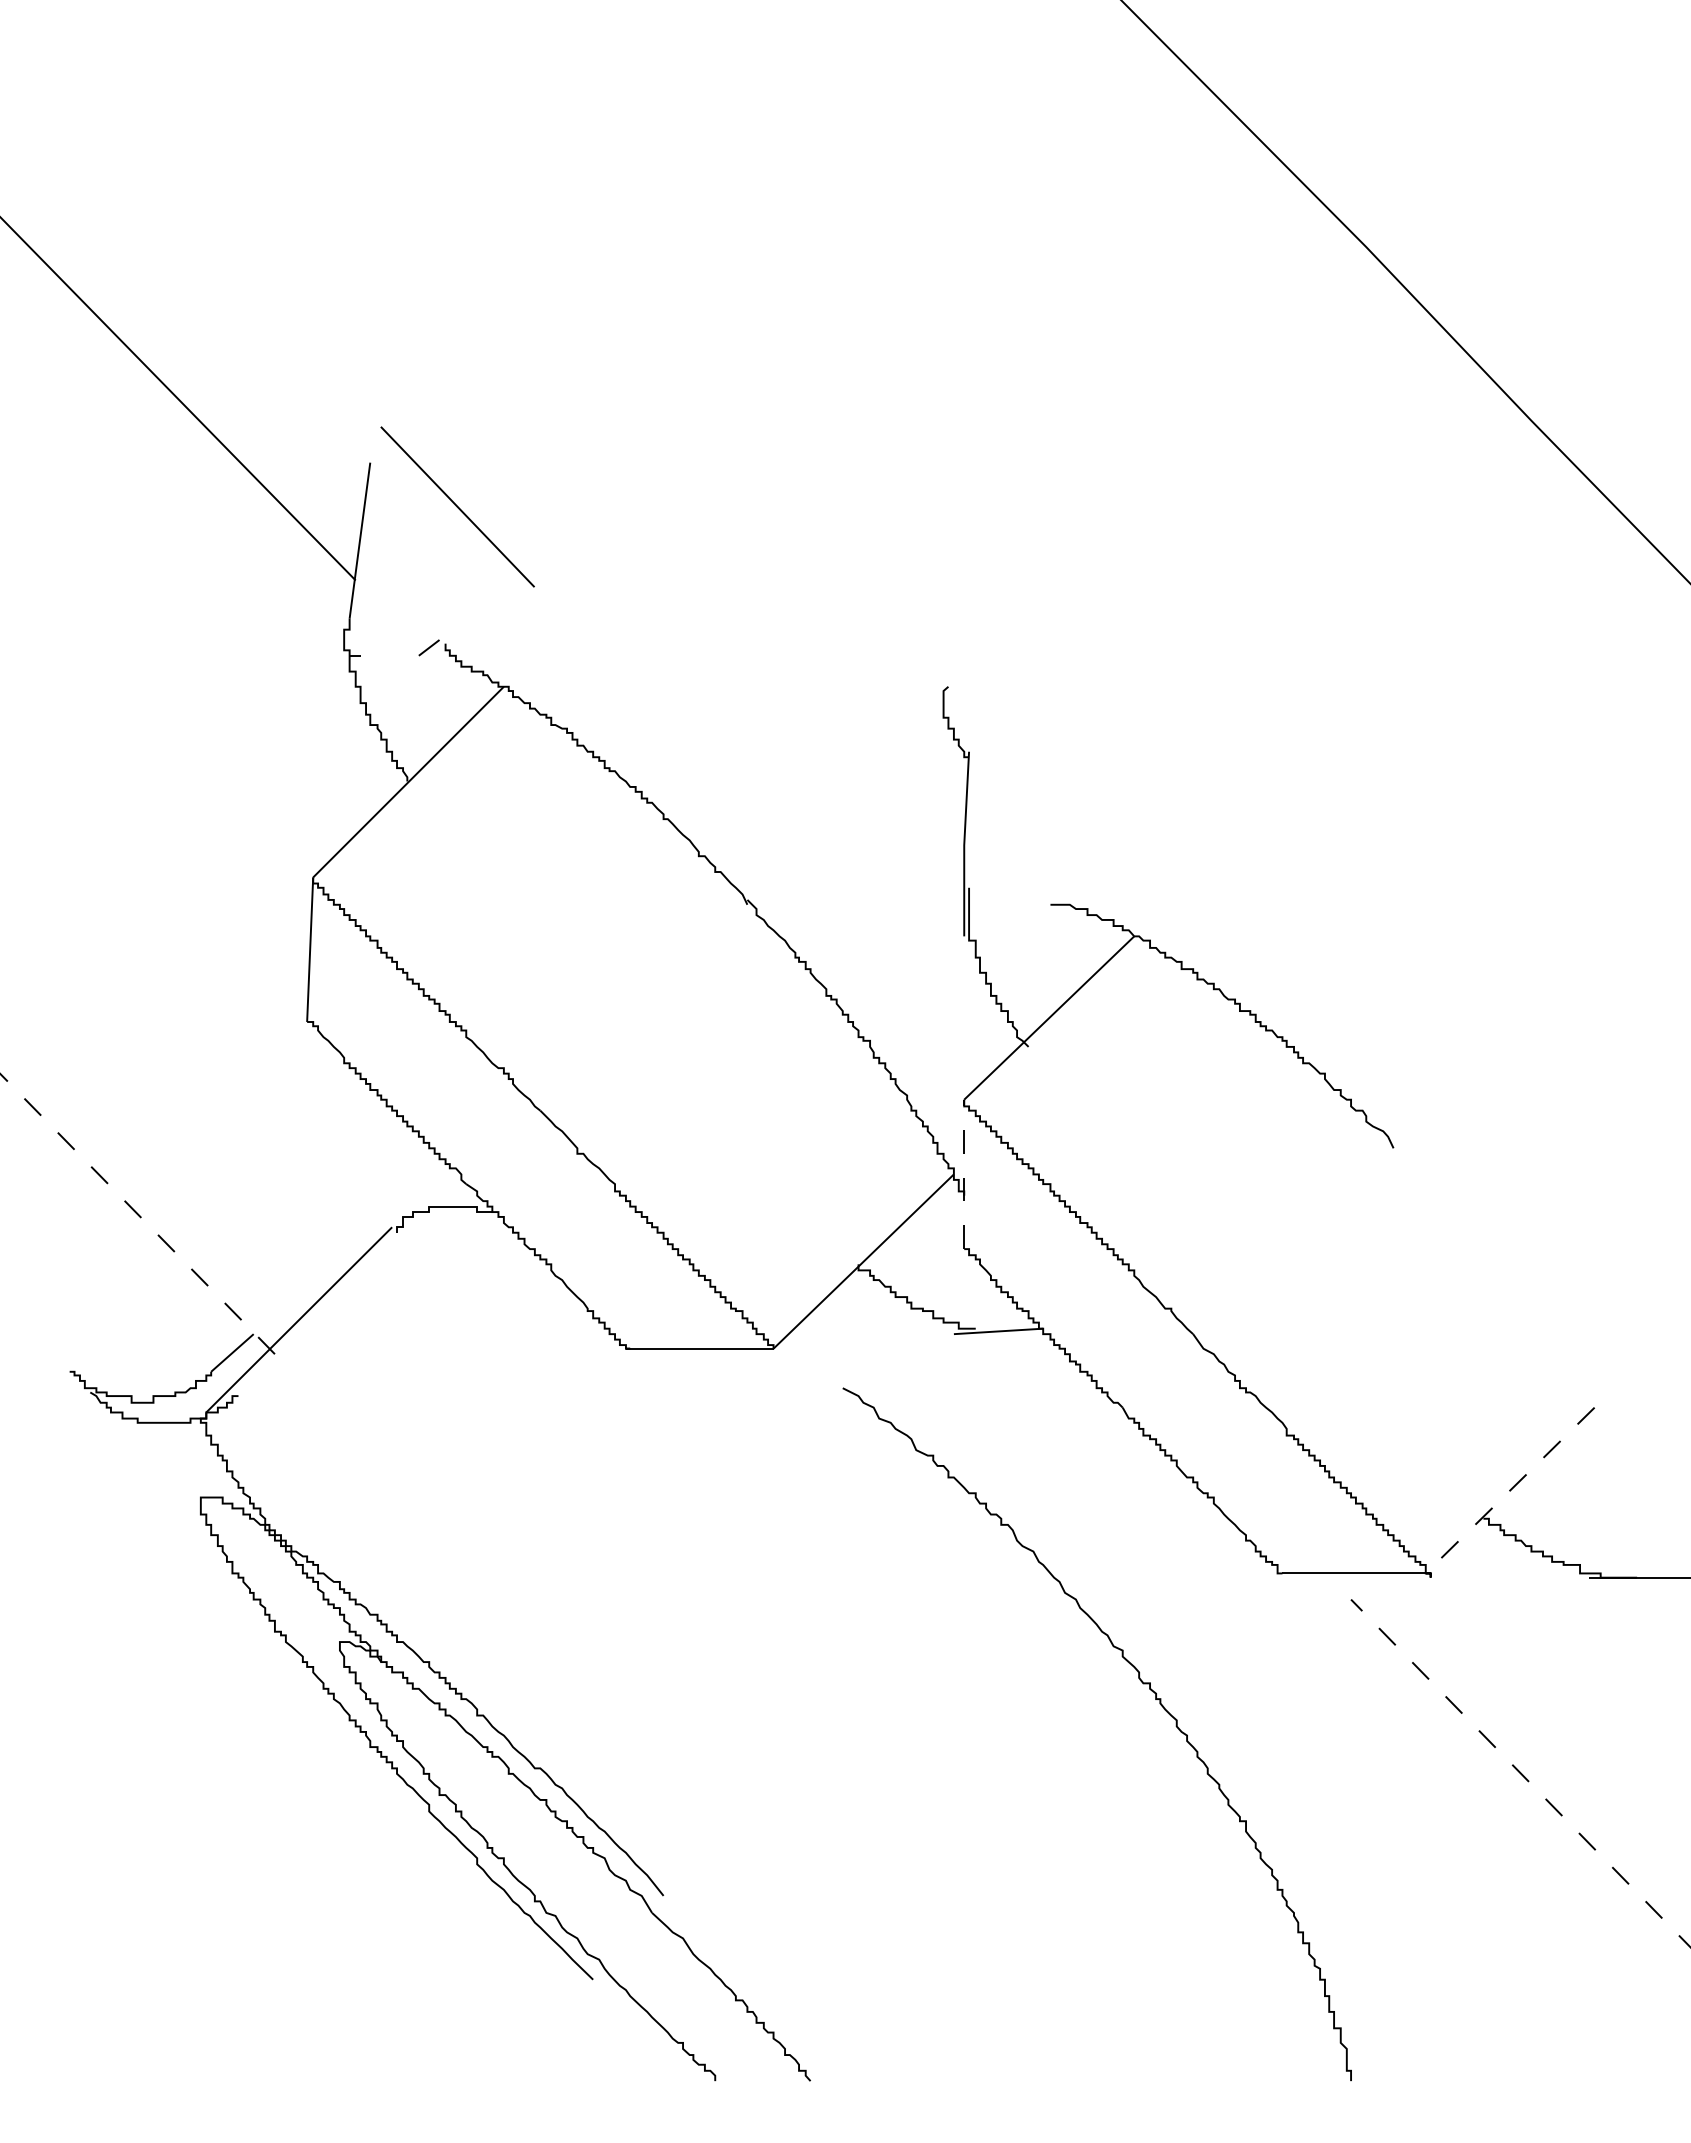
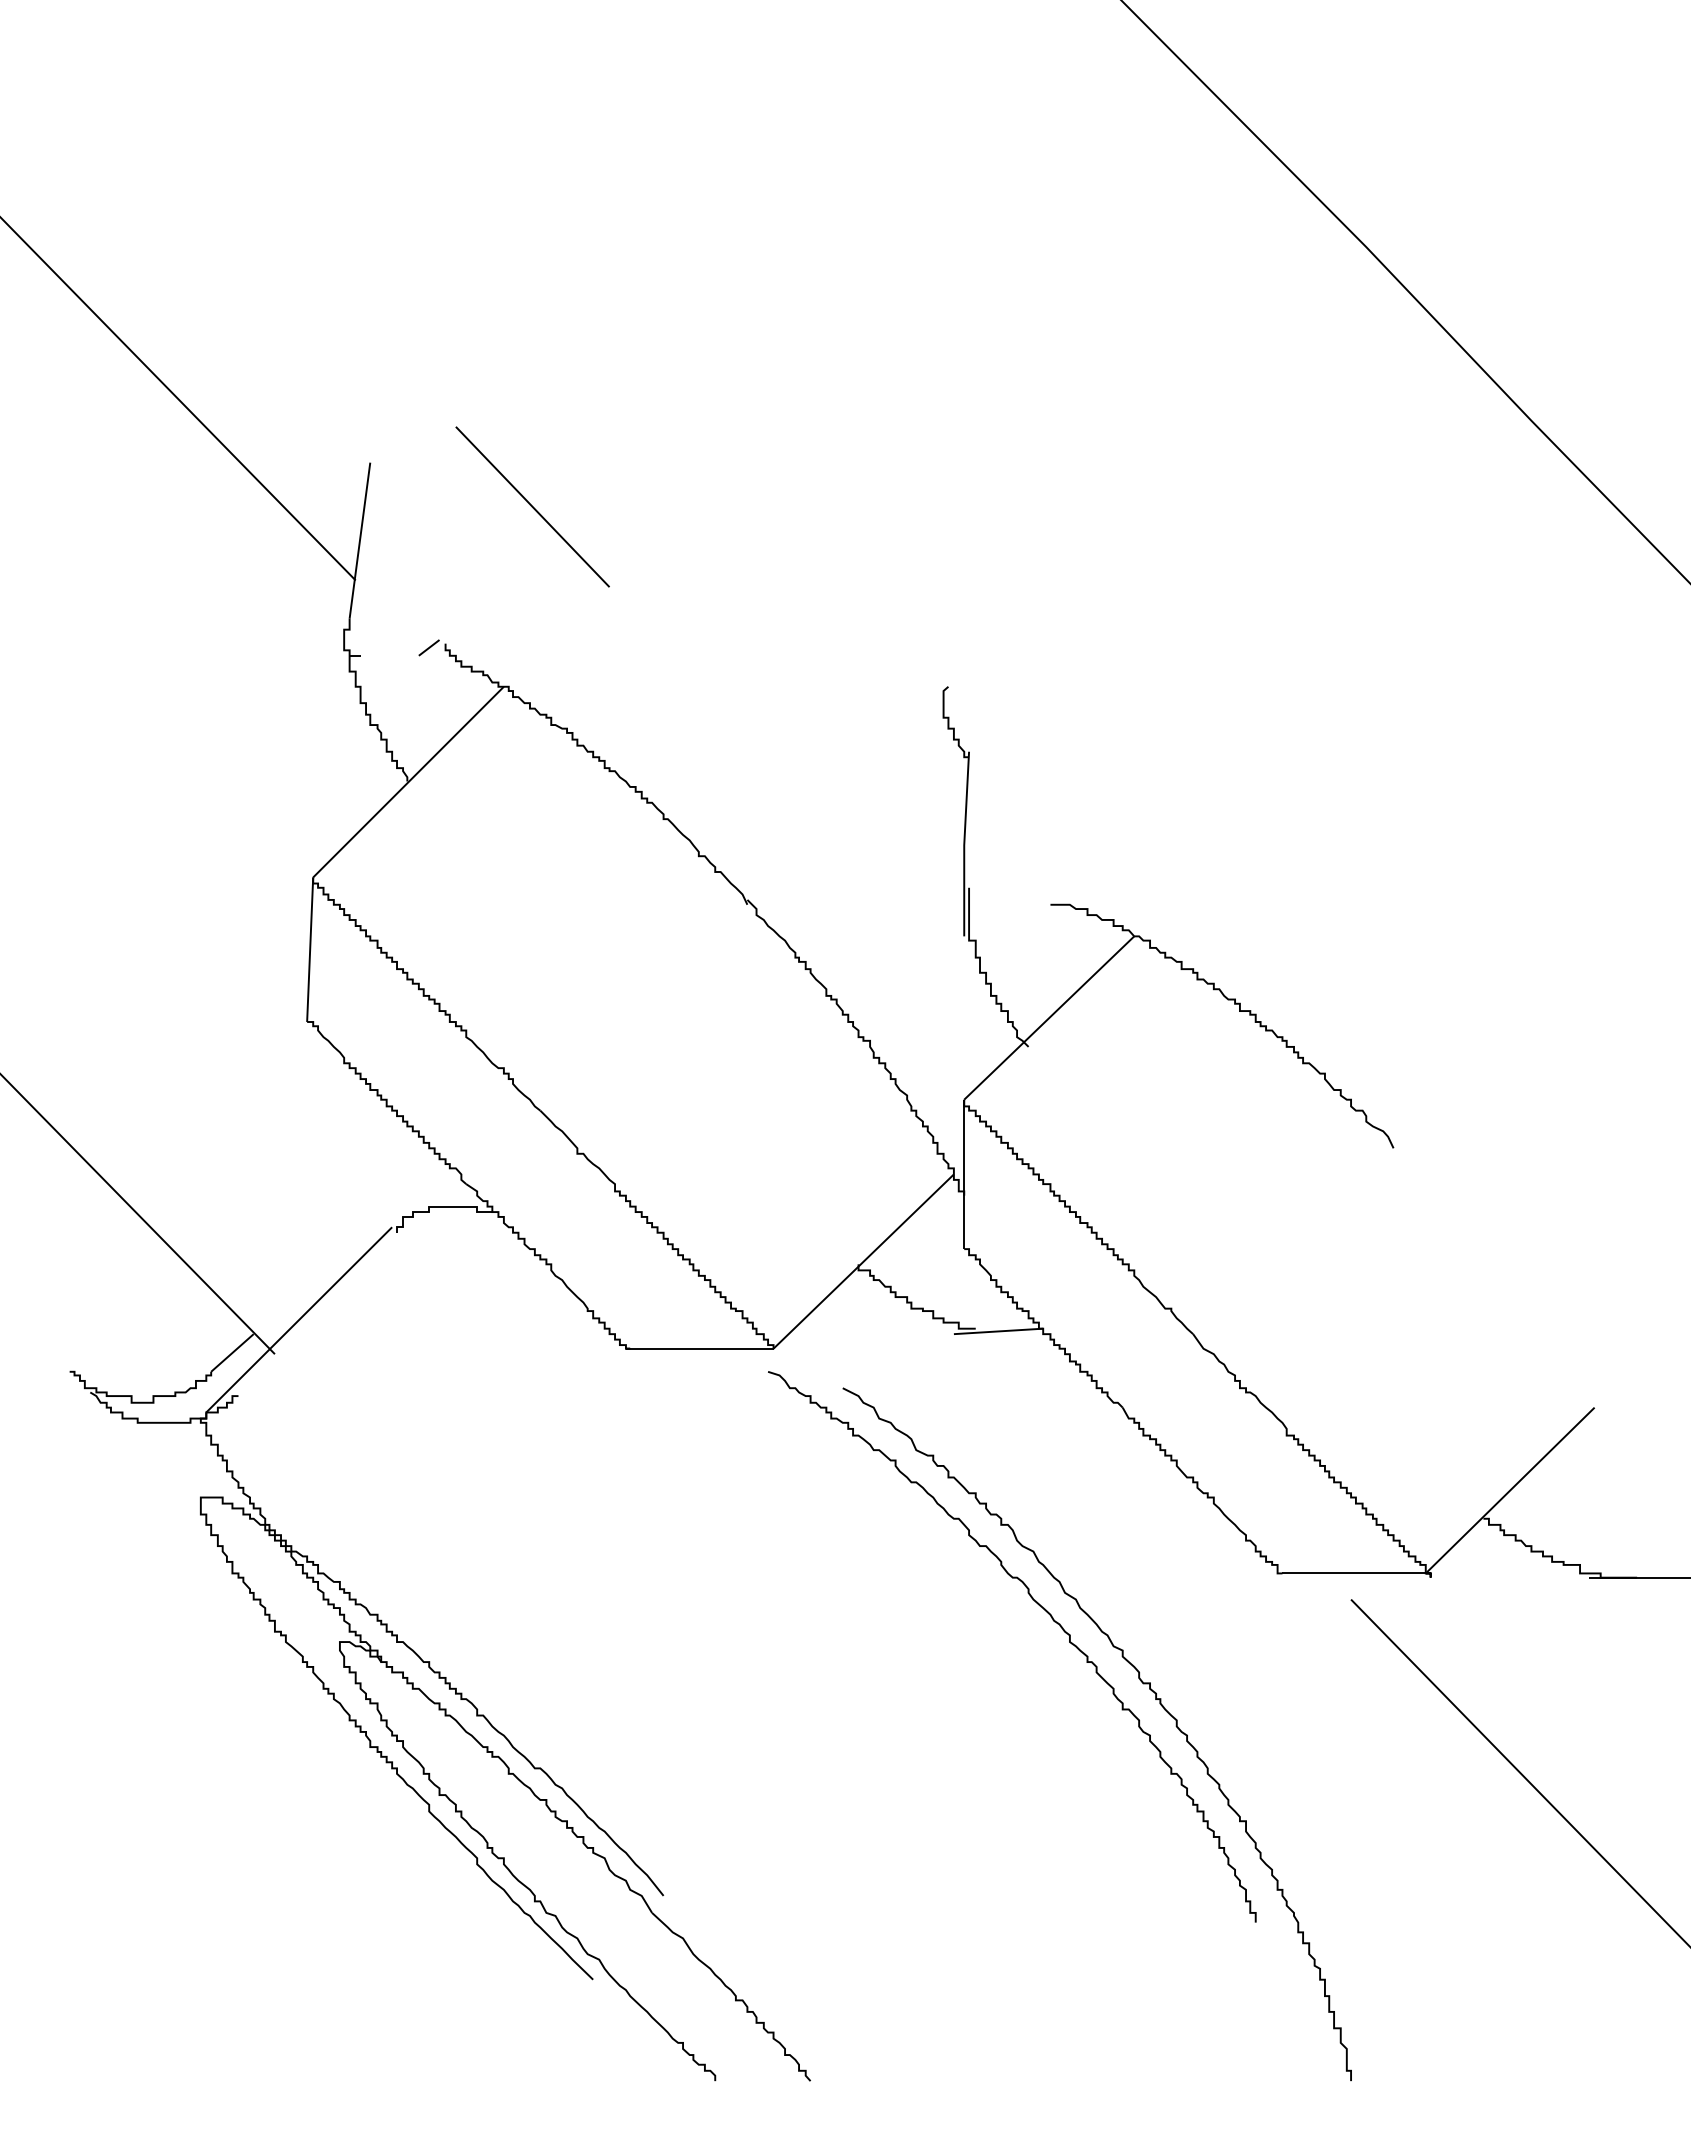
line position: (457, 506) -> (532, 506) (532, 506)
line: dashed -> solid (964, 1174)
line: dashed -> solid (137, 1214)
line: dashed -> solid (1509, 1490)
curve: none -> present (1052, 1620)
line: dashed -> solid (1520, 1773)
